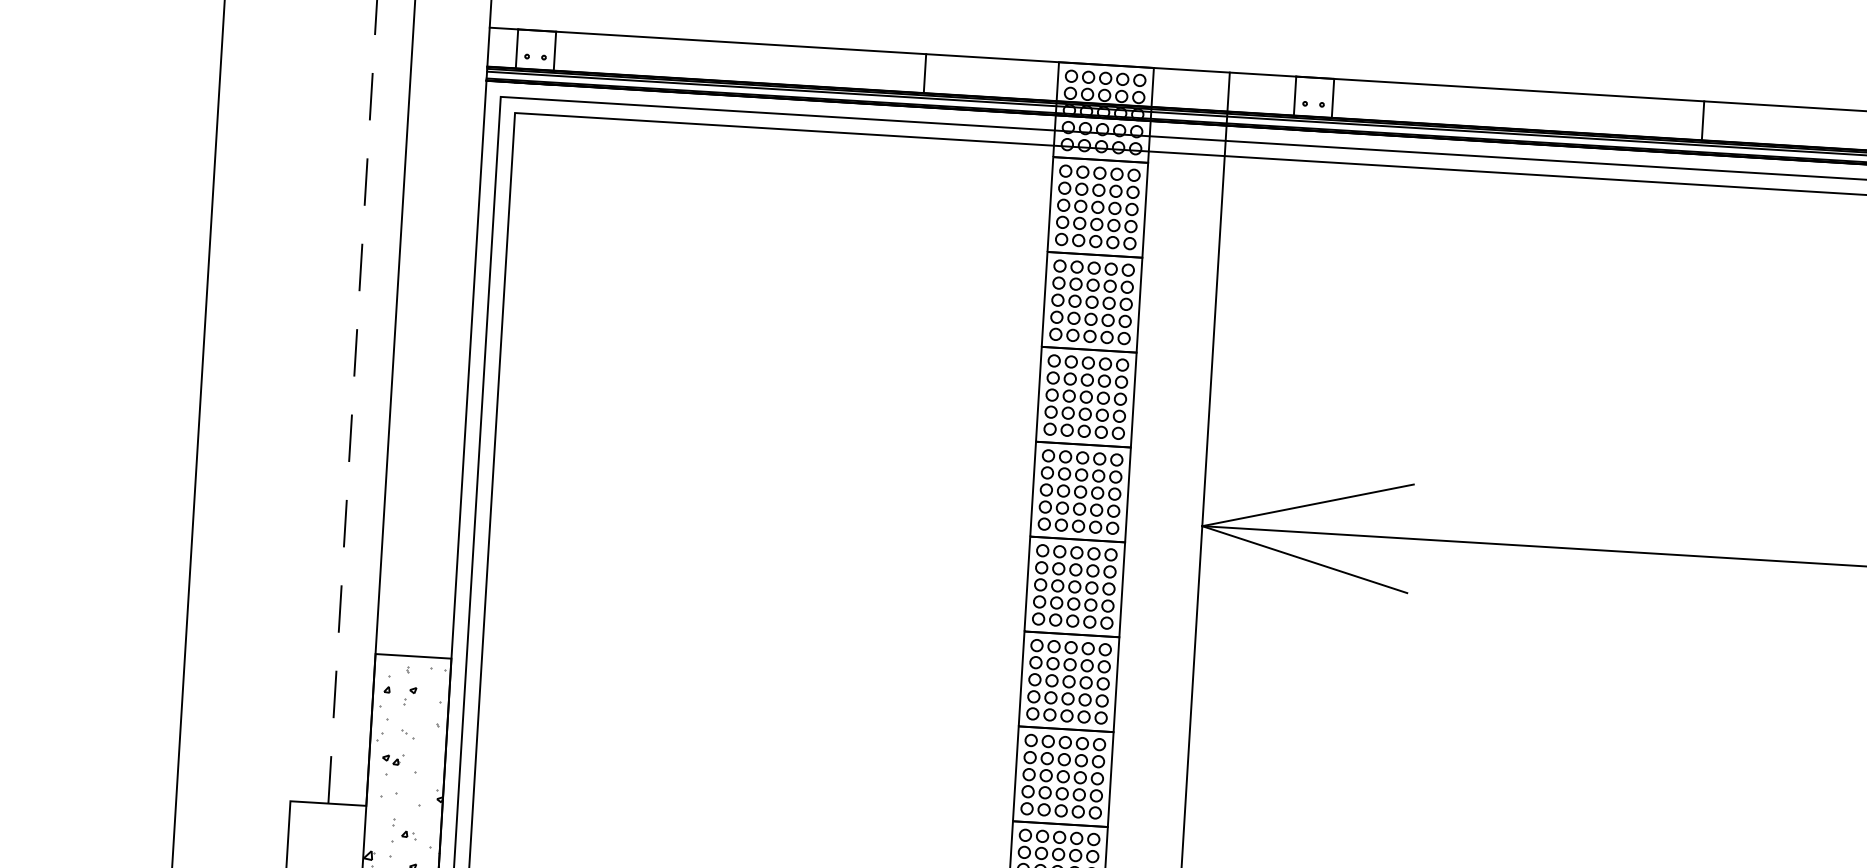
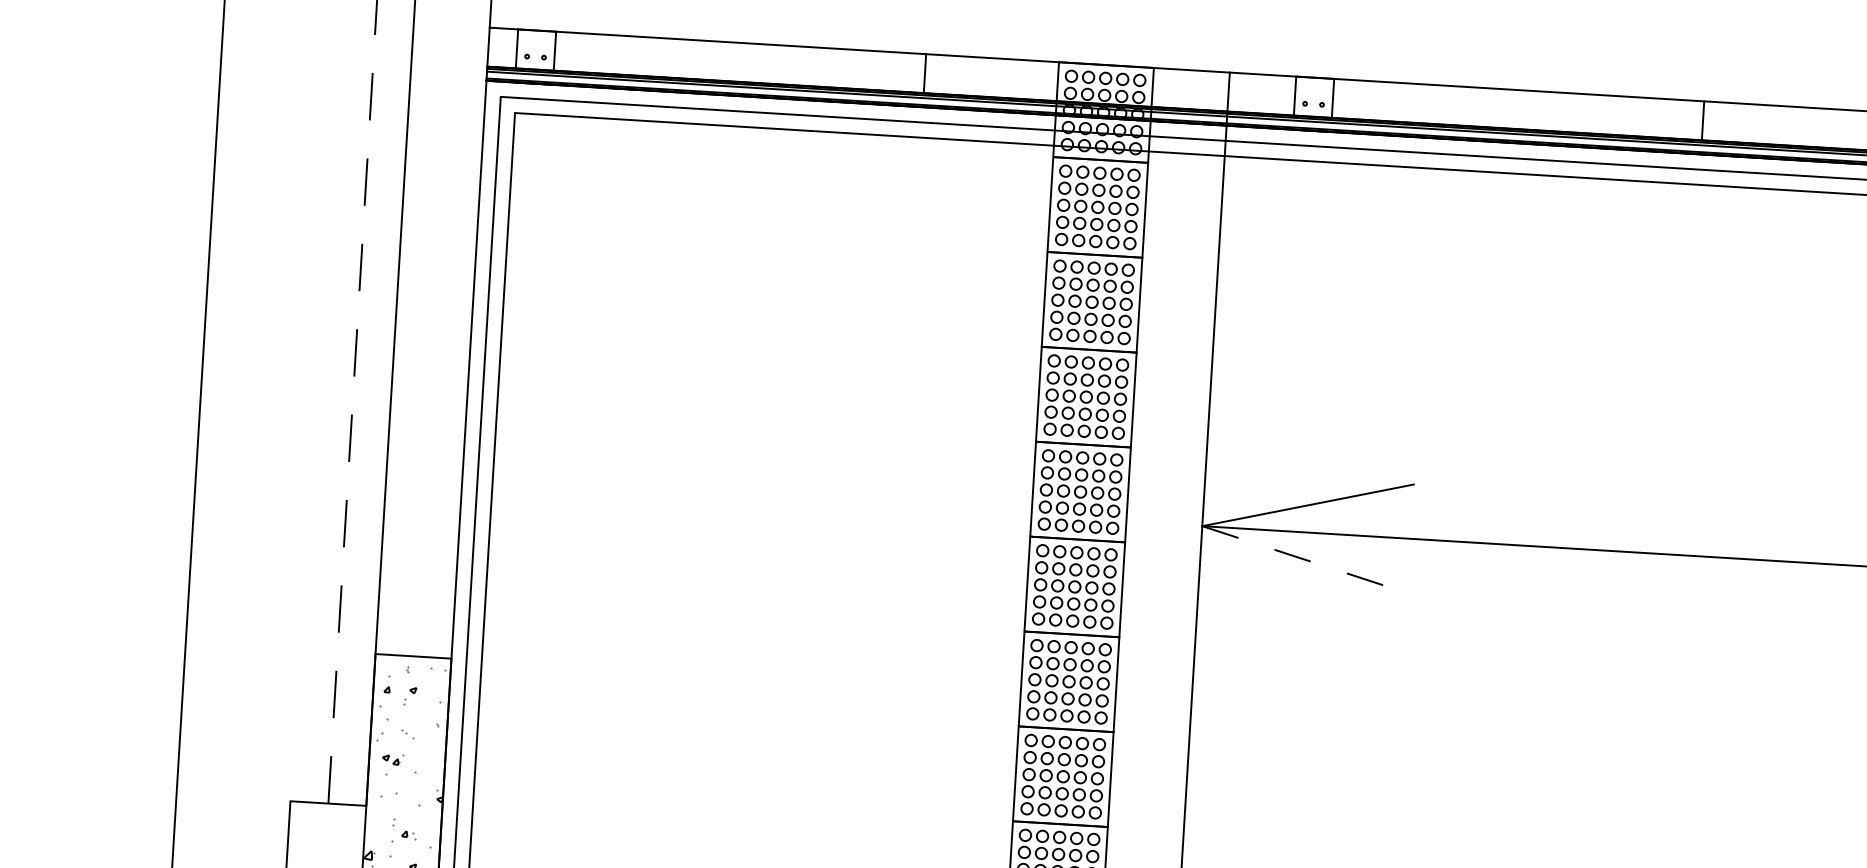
line: solid -> dashed (1304, 559)
